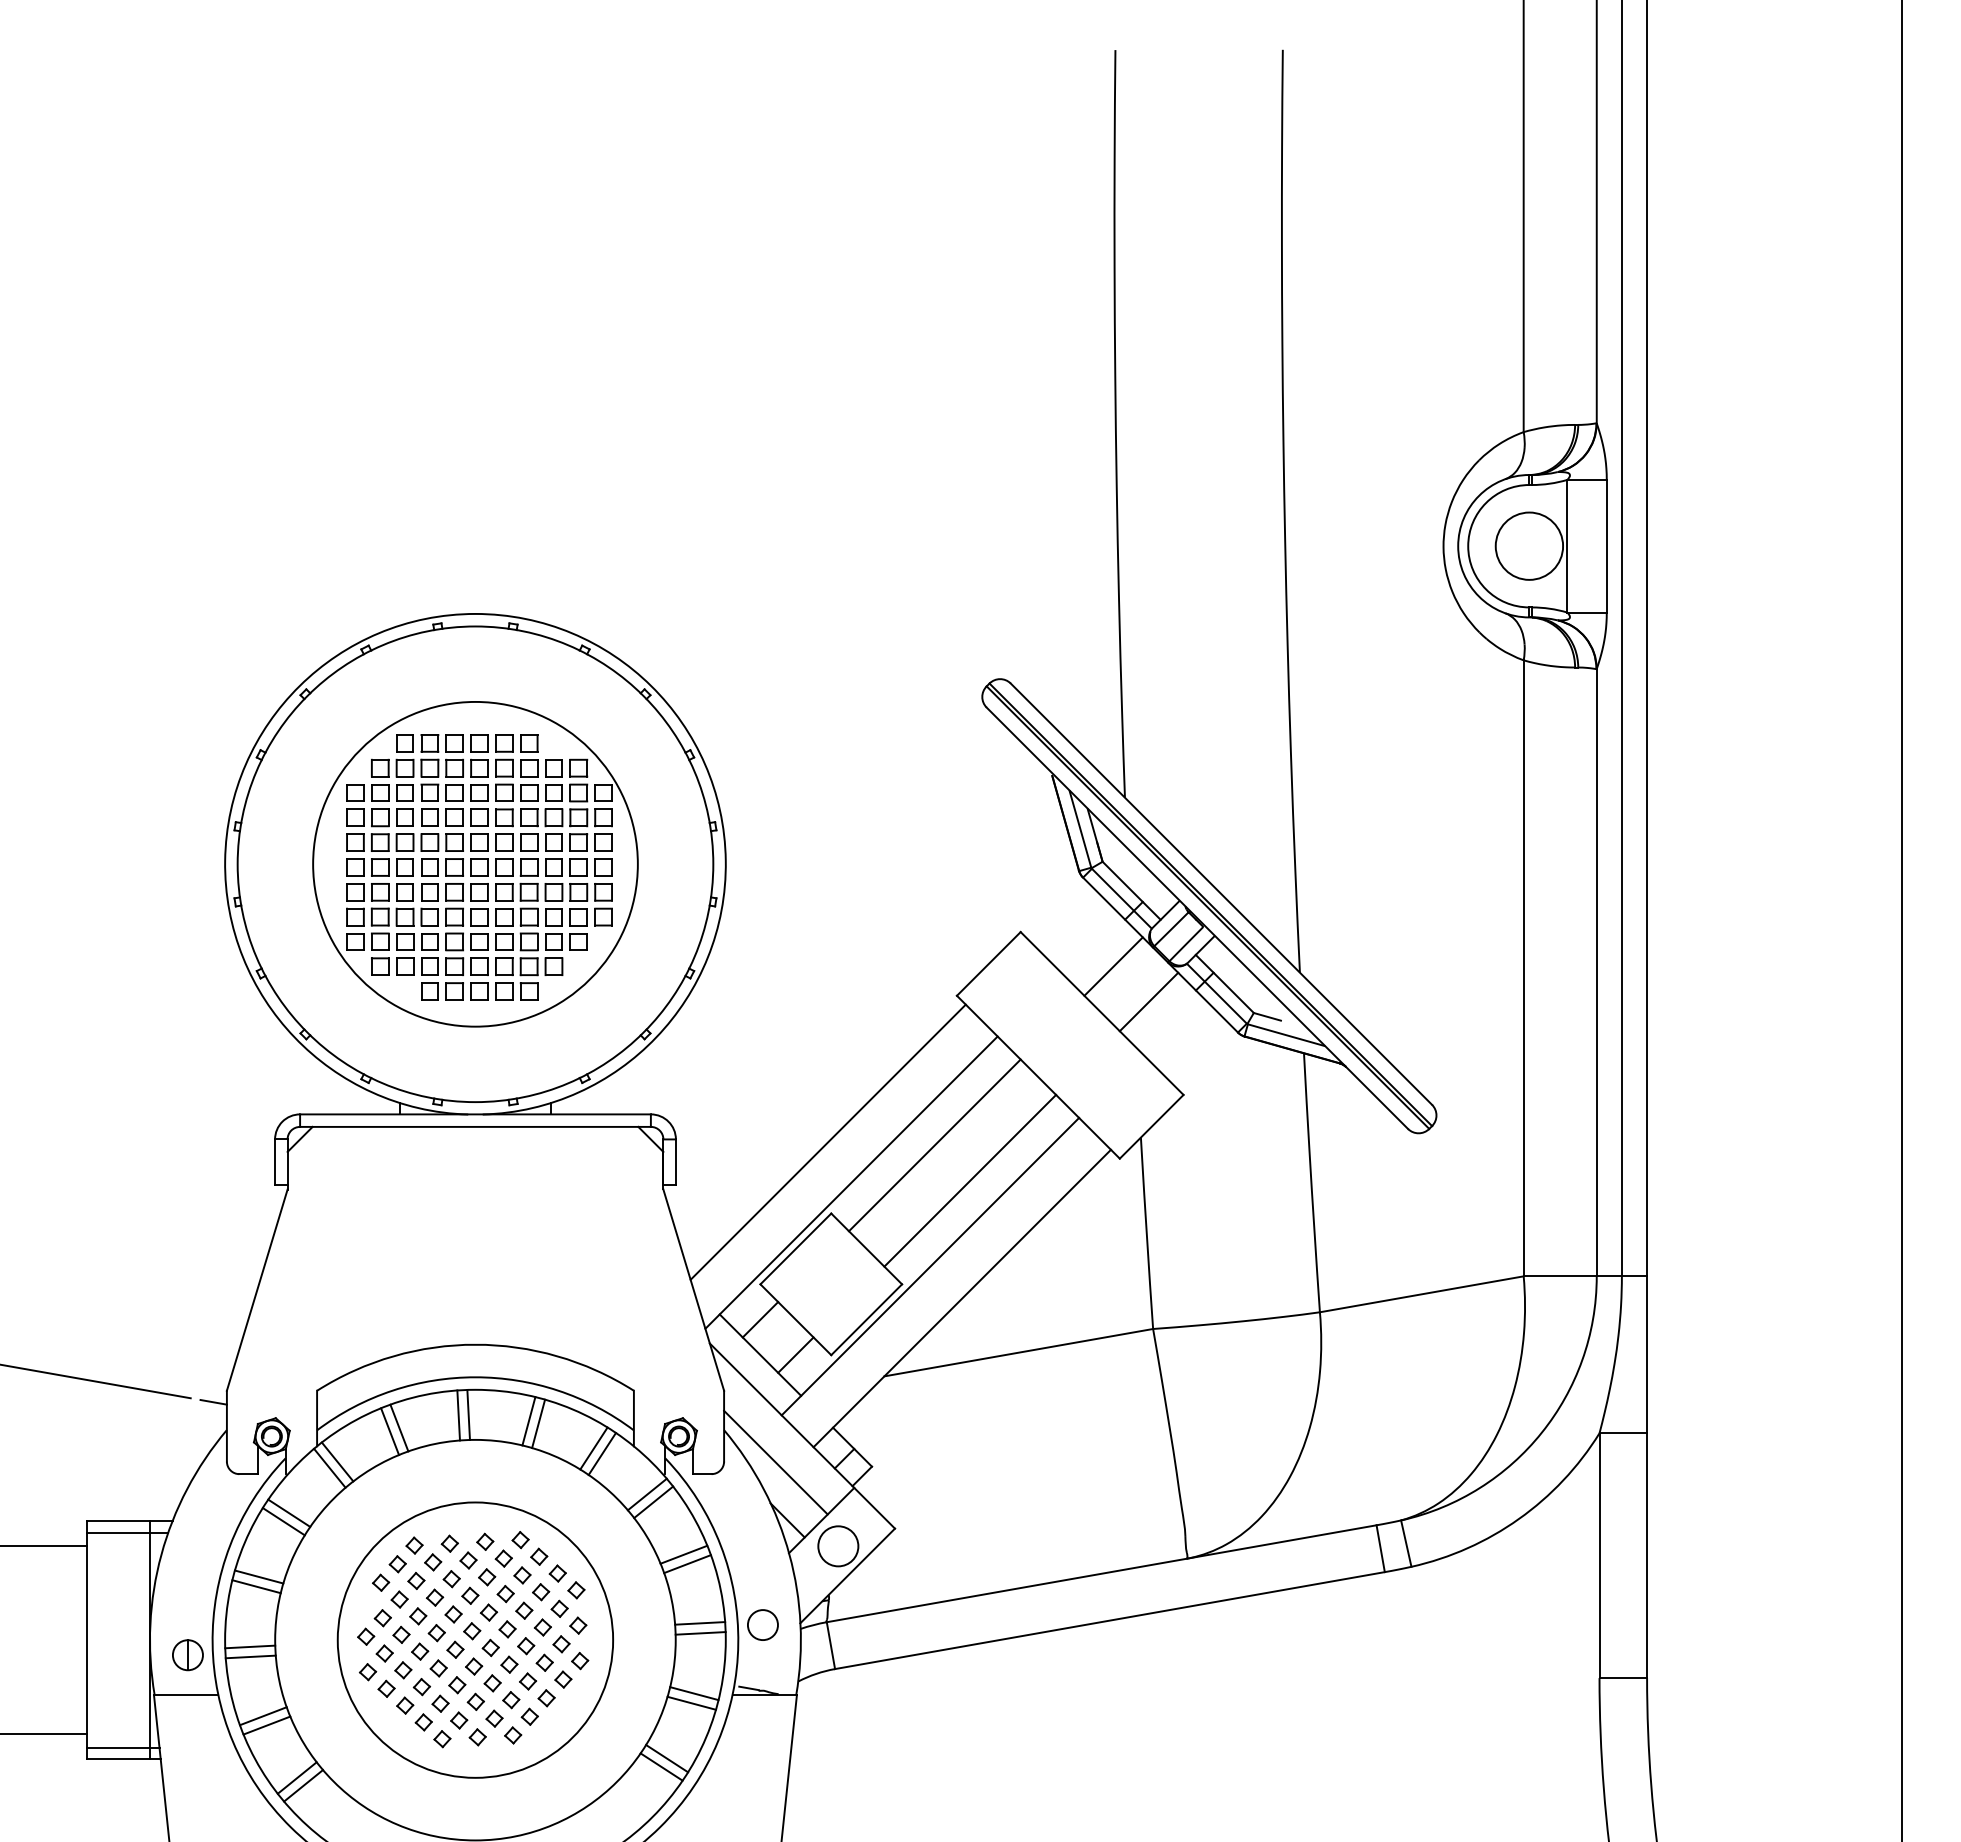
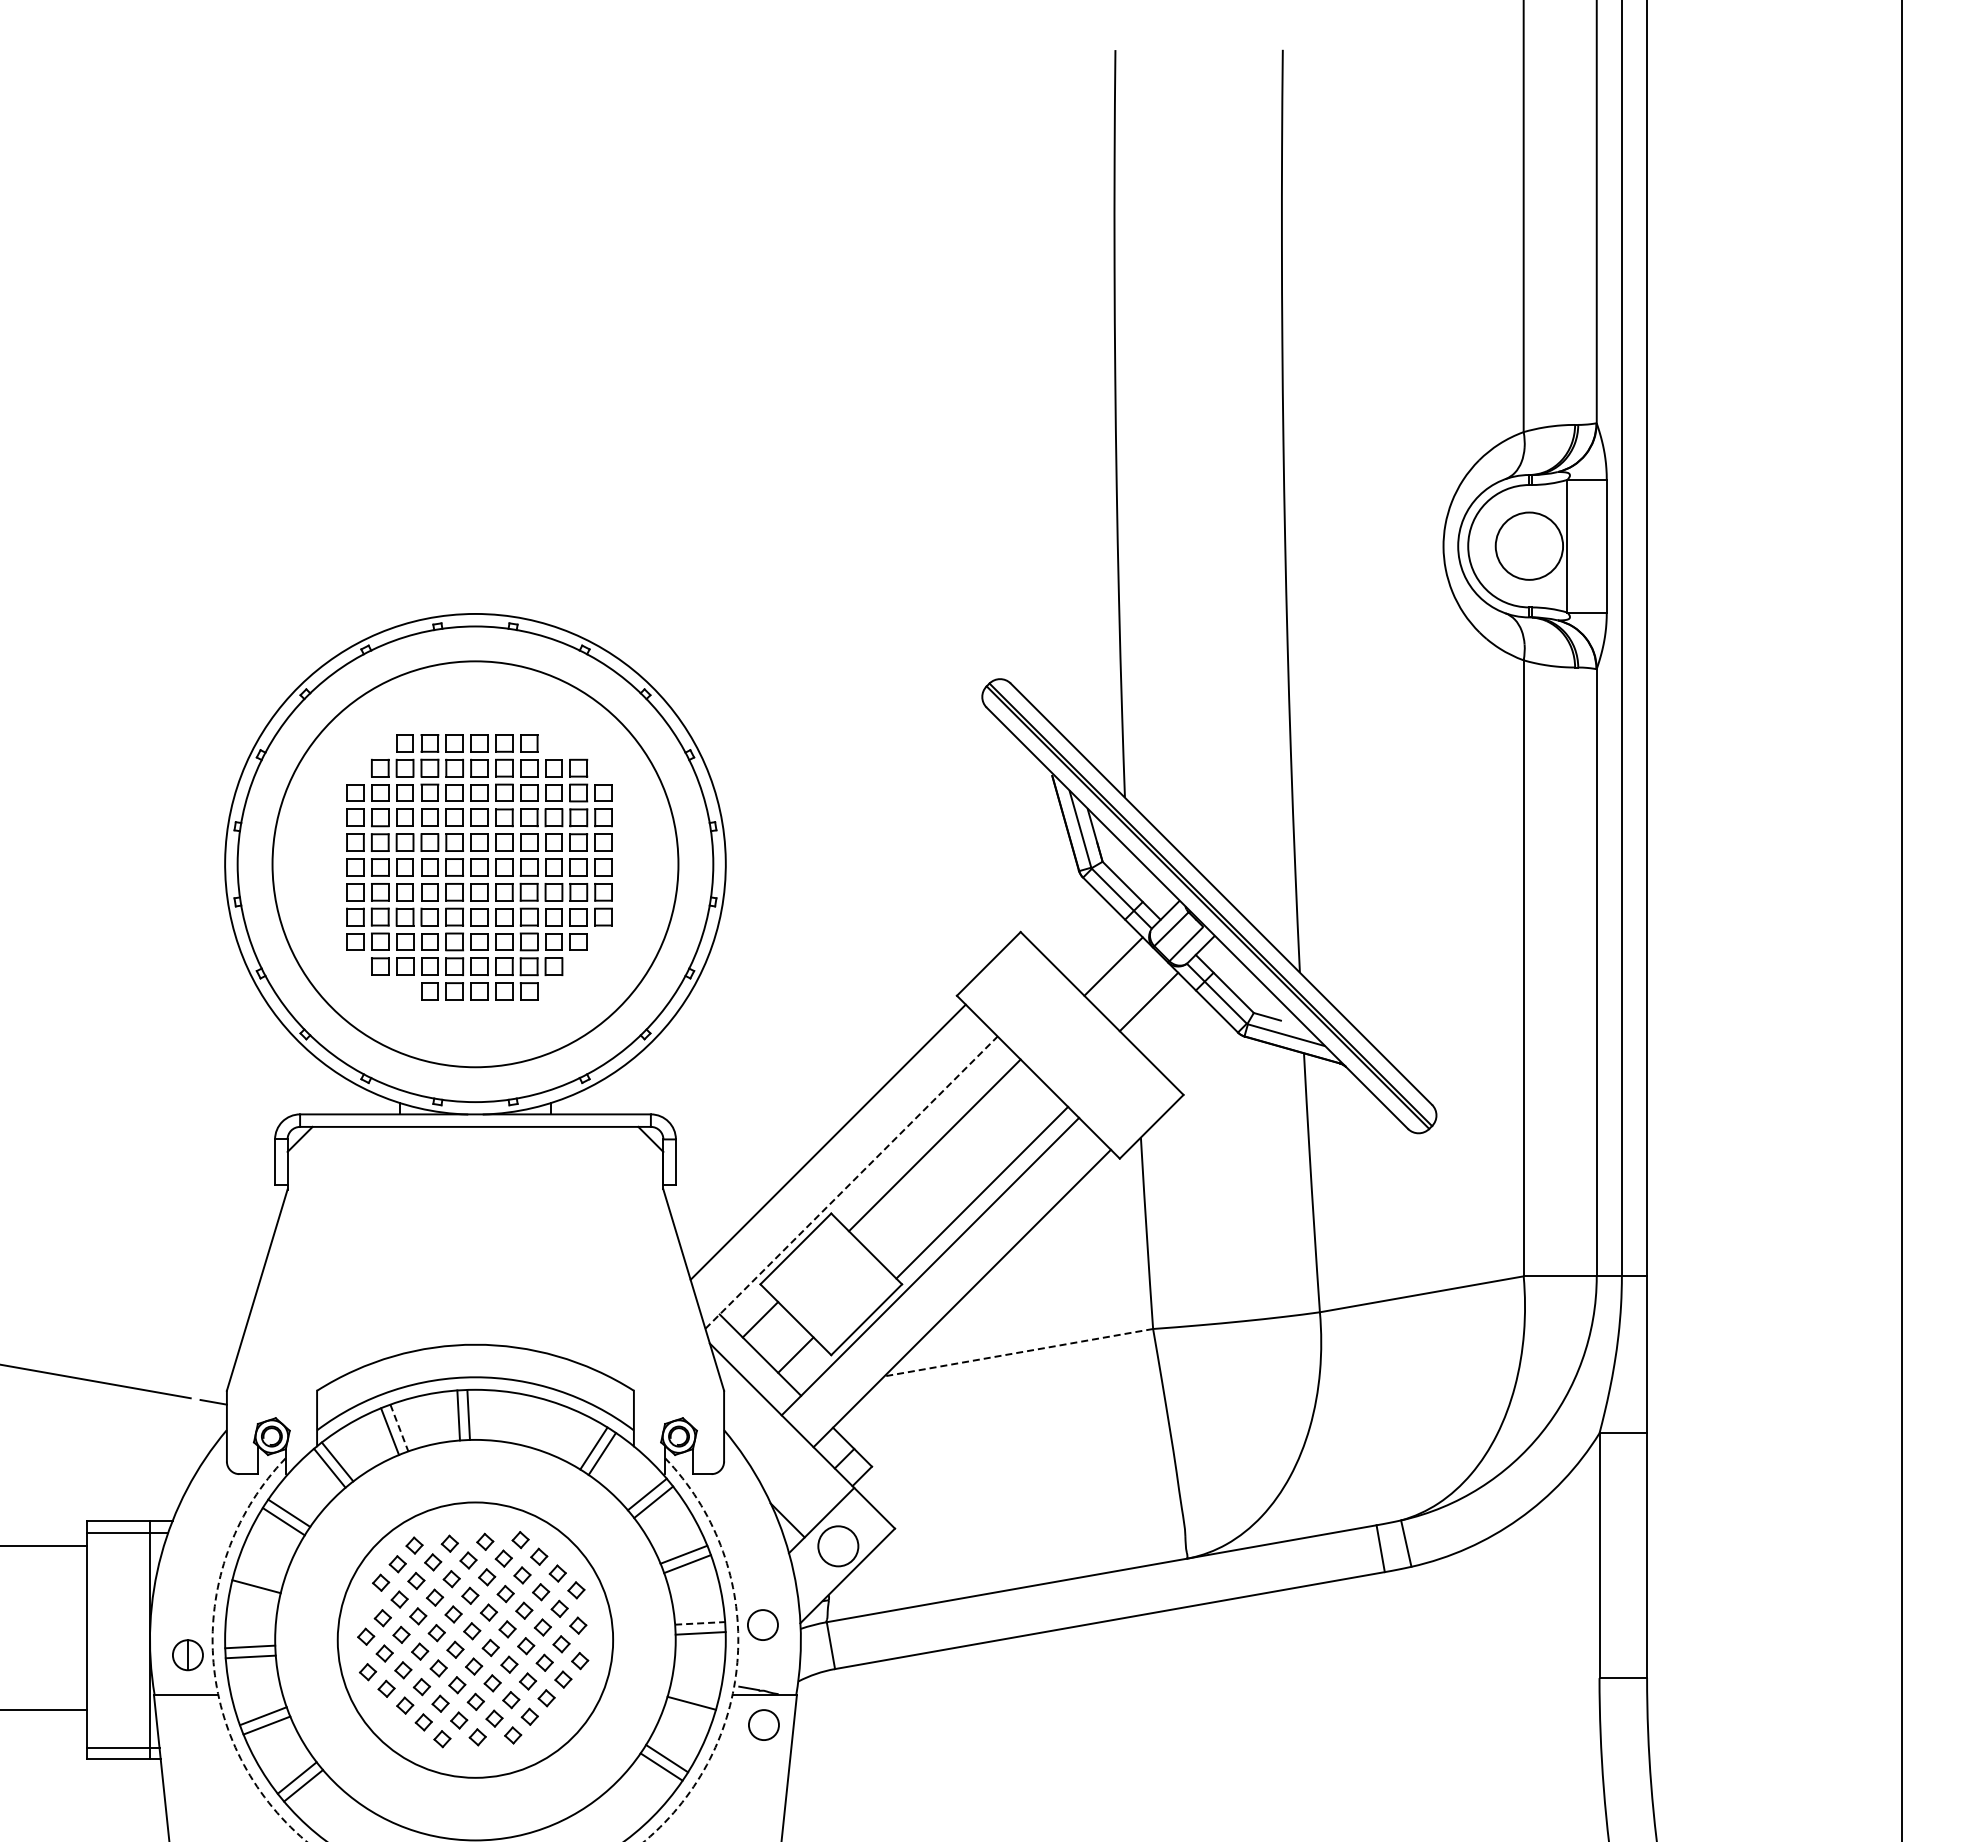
circle diameter: 325 px -> 406 px (475, 864)
line position: (970, 1180) -> (982, 1192) (982, 1192)
line: solid -> dashed (851, 1182)
line: solid -> dashed (1018, 1352)
line: present -> none (528, 1421)
line: present -> none (538, 1423)
line: solid -> dashed (399, 1428)
line: present -> none (775, 1462)
line: present -> none (258, 1576)
line: solid -> dashed (700, 1623)
line: present -> none (694, 1693)
circle: none -> present (763, 1724)
line position: (44, 1734) -> (44, 1710) (44, 1710)
arc: solid -> dashed (644, 1841)
